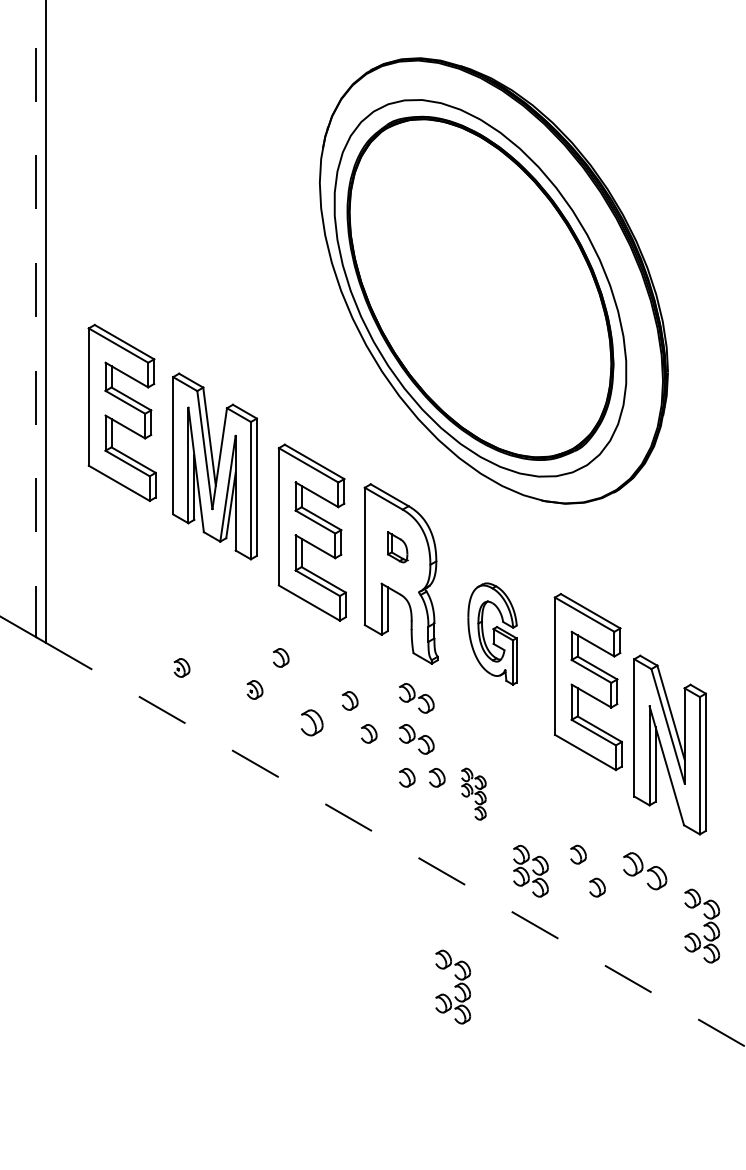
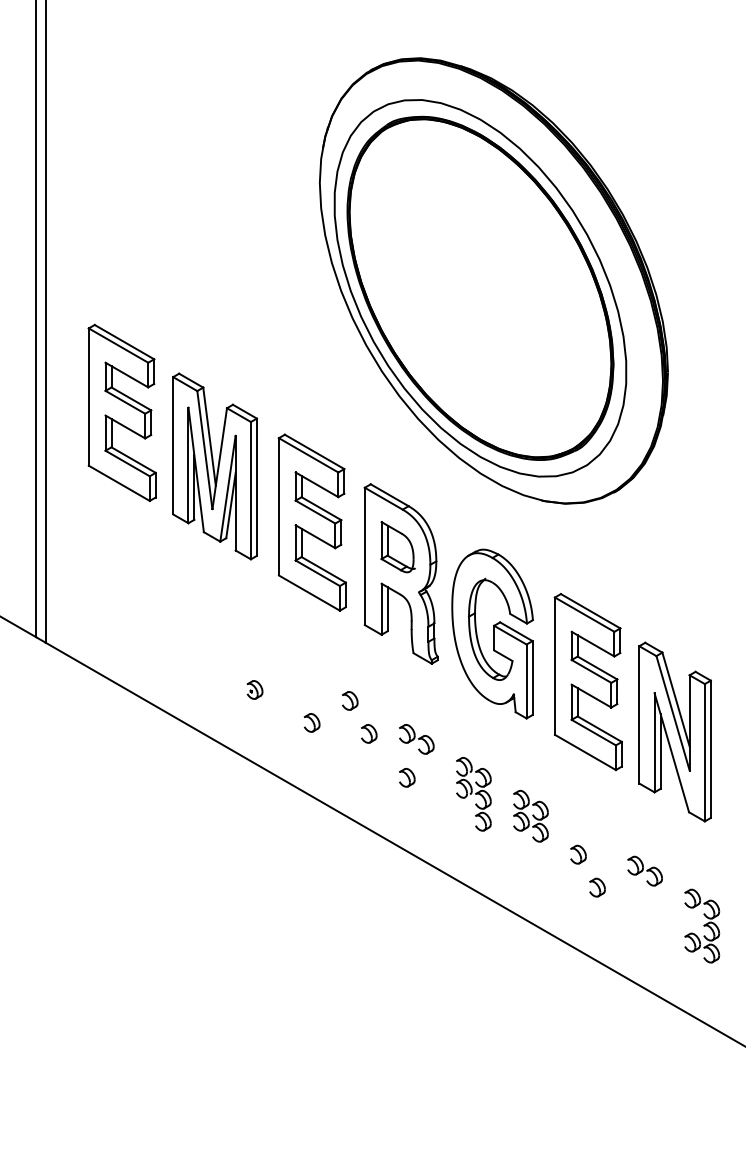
line: dashed -> solid (36, 319)
part position: (311, 532) -> (311, 522) (311, 522)
part size: 22x33 px -> 36x53 px (397, 547)
part size: 51x104 px -> 83x172 px (492, 633)
part: present -> none (280, 657)
part: present -> none (181, 667)
part: present -> none (416, 698)
part size: 23x28 px -> 18x20 px (311, 722)
part position: (669, 744) -> (674, 731) (674, 731)
part: present -> none (437, 777)
part size: 26x54 px -> 36x76 px (473, 793)
line: dashed -> solid (396, 845)
part position: (530, 870) -> (530, 815) (530, 815)
part size: 45x39 px -> 36x32 px (644, 870)
part: present -> none (453, 986)
